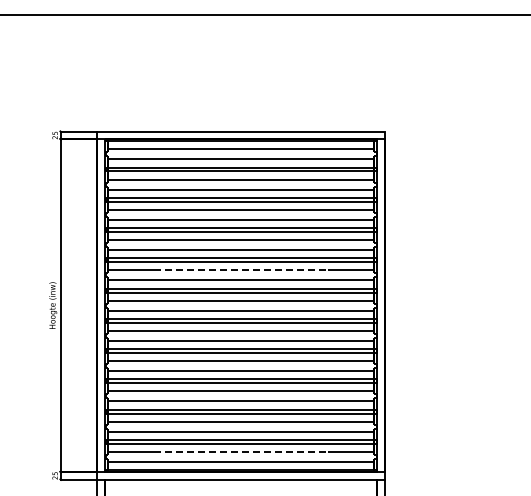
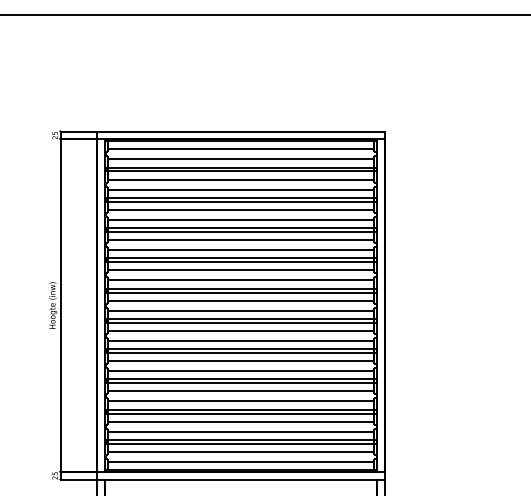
line: dashed -> solid (241, 270)
line: dashed -> solid (241, 451)
